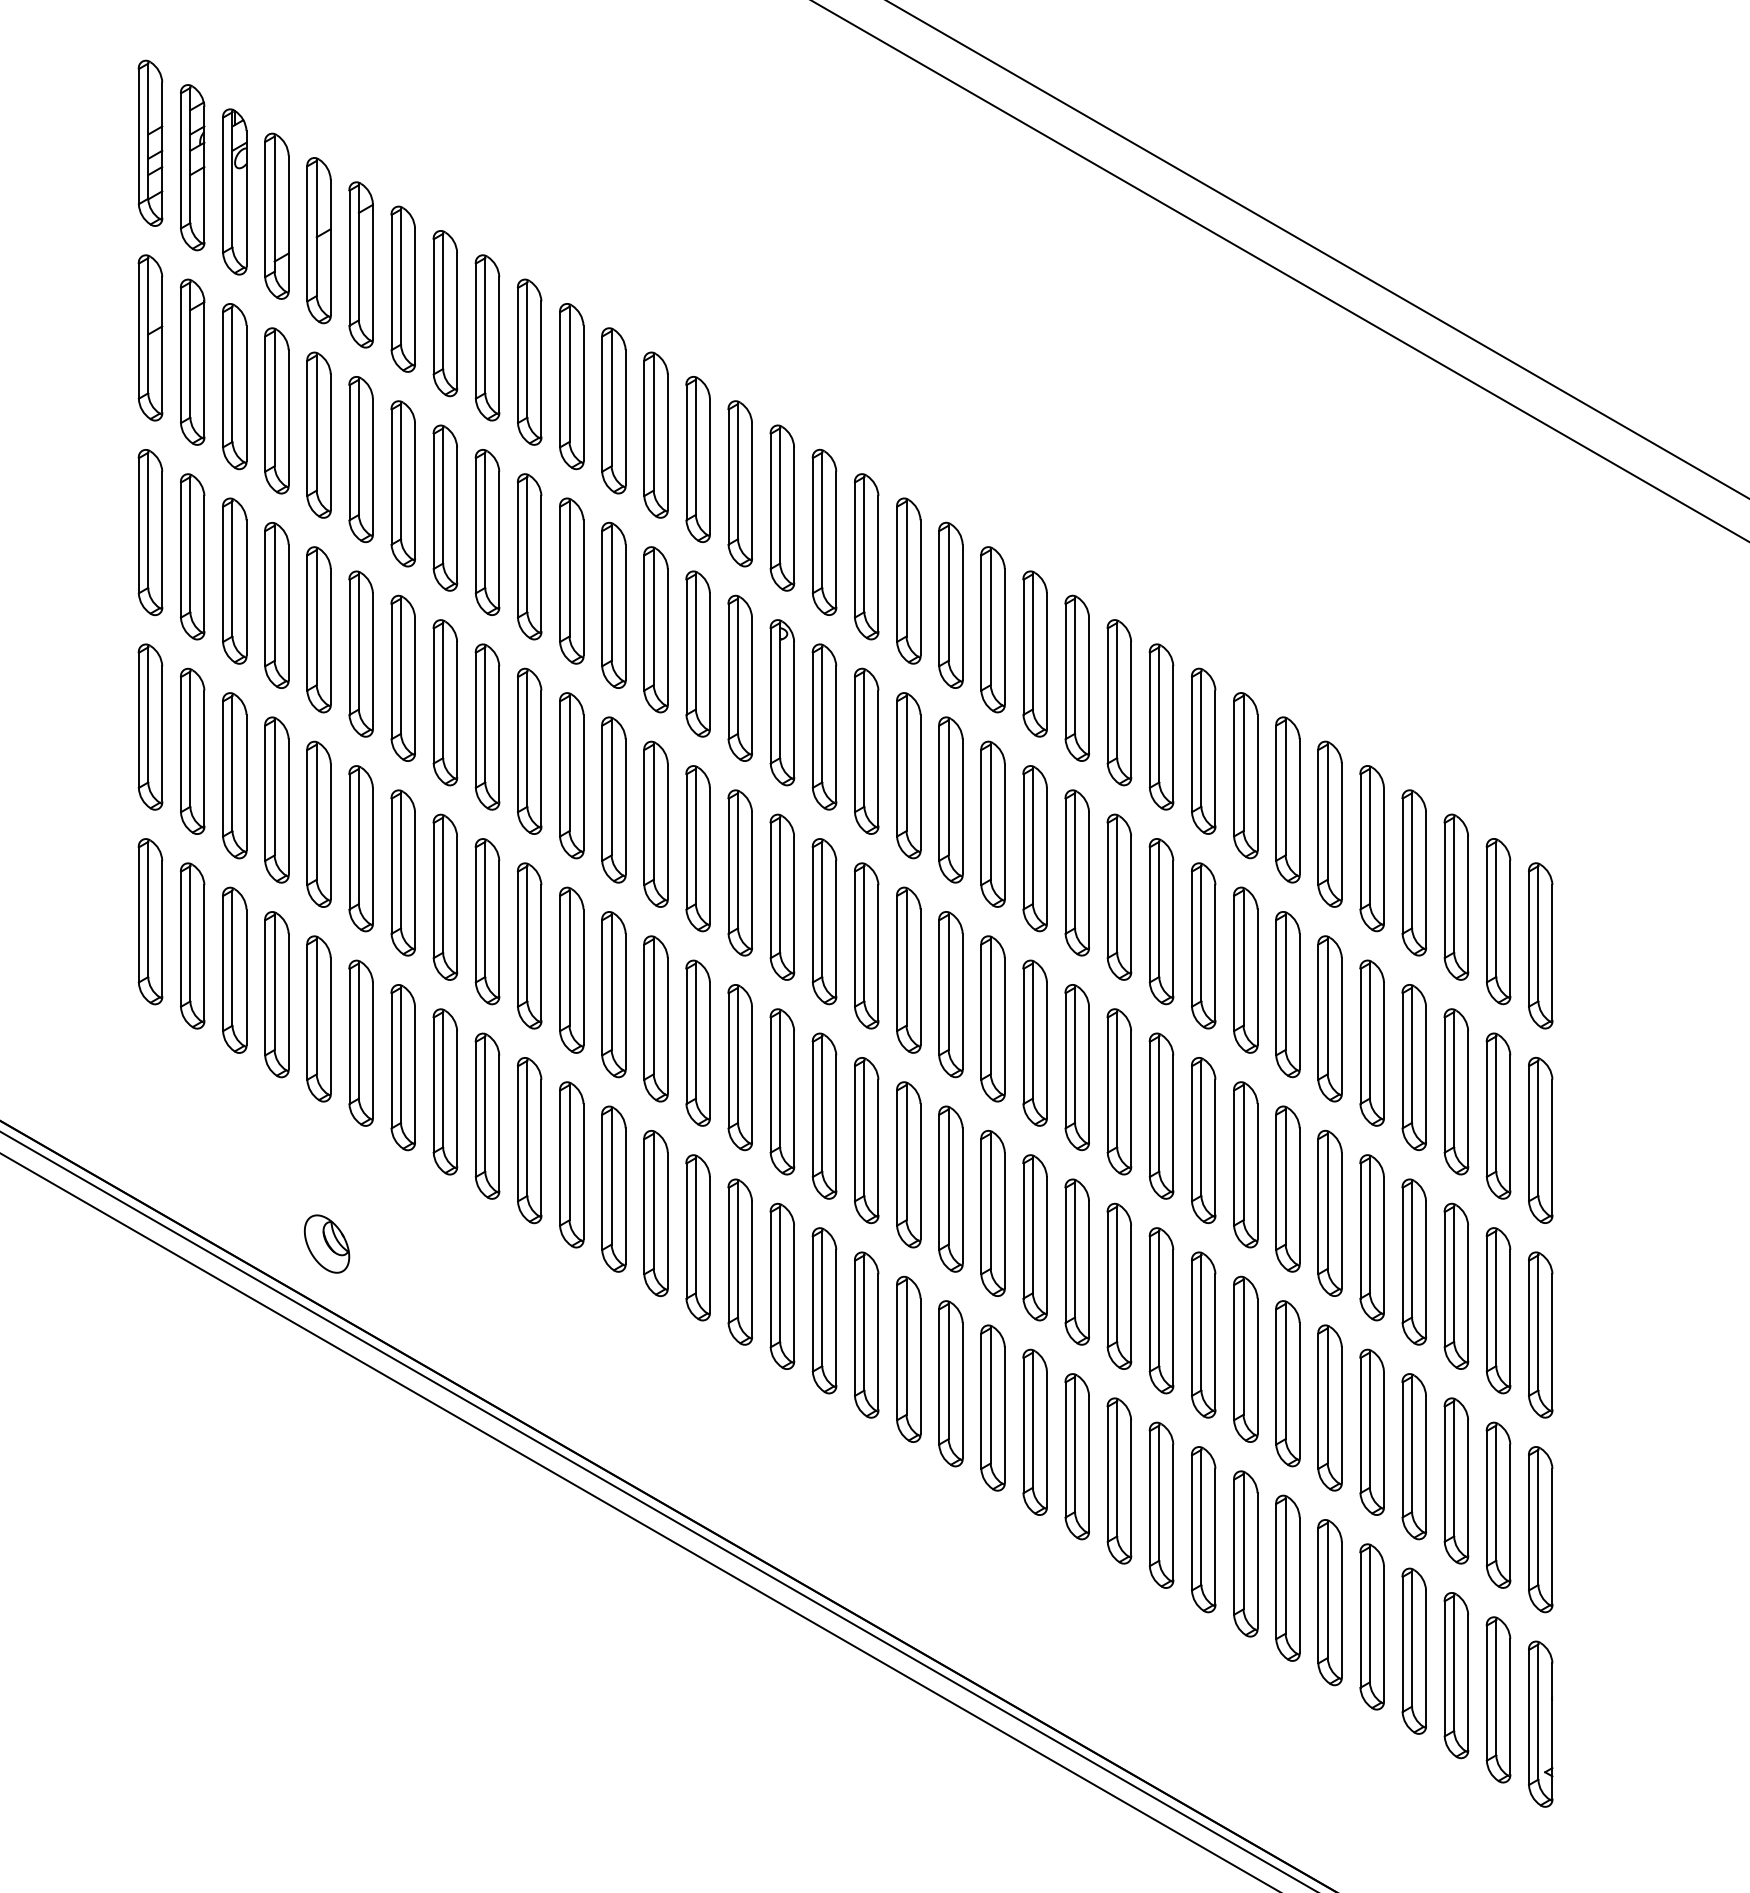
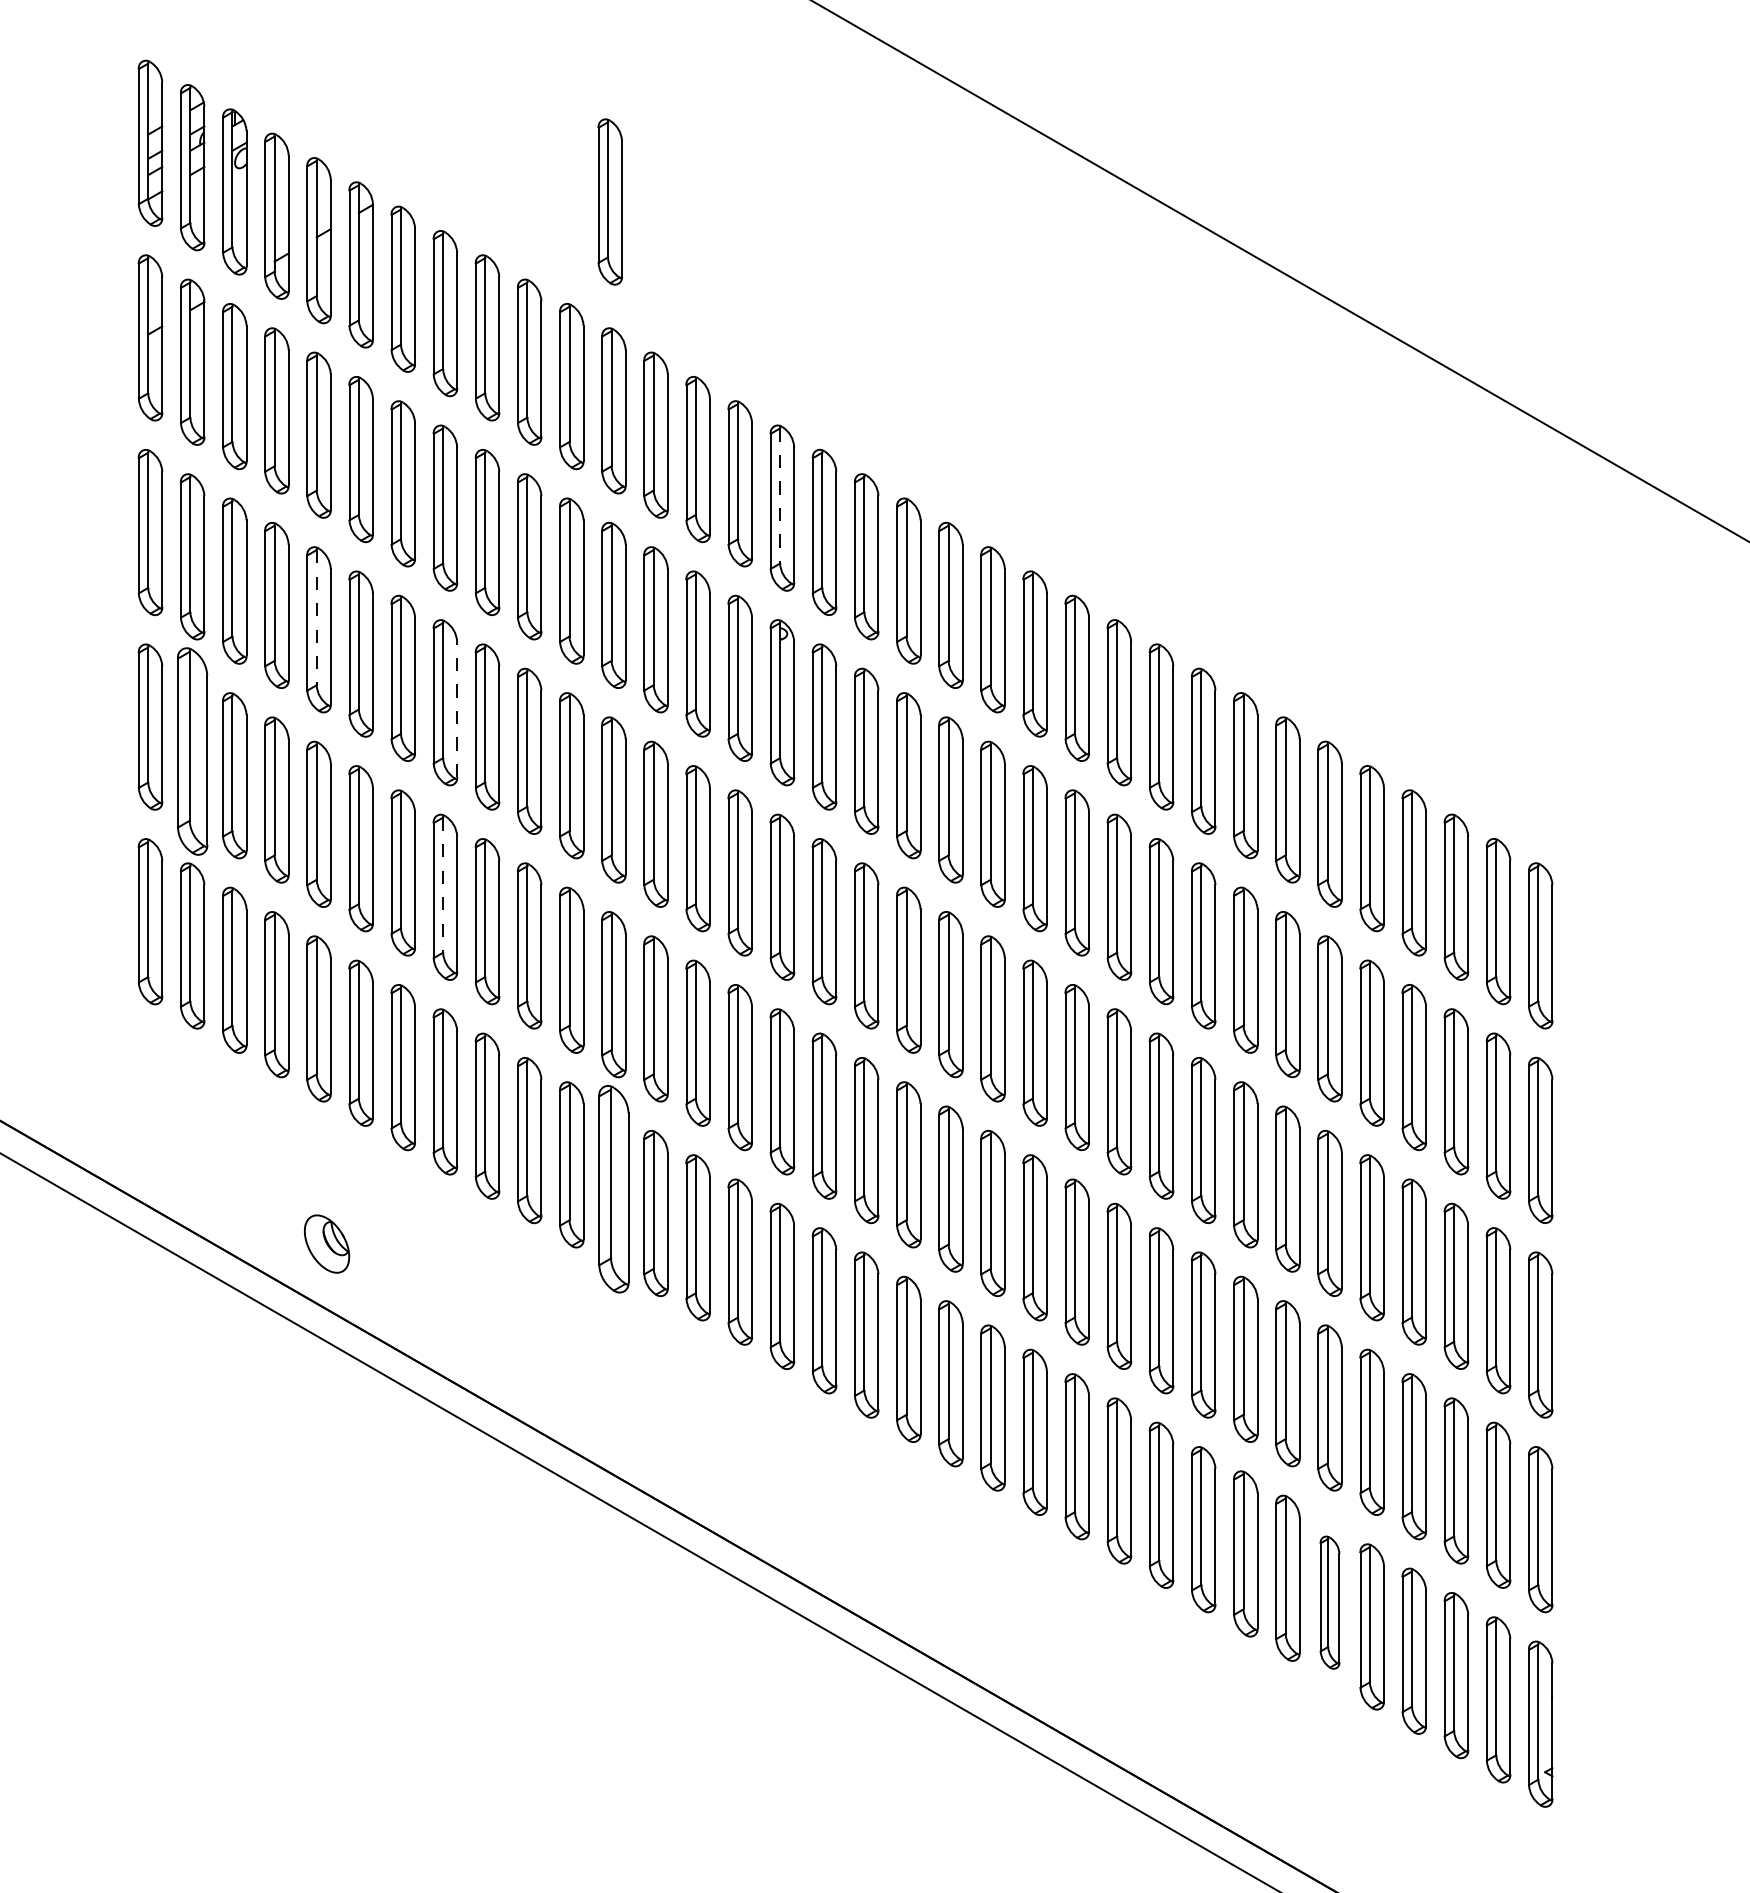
part: none -> present (609, 201)
line: present -> none (1317, 249)
line: solid -> dashed (780, 495)
line: solid -> dashed (316, 617)
line: solid -> dashed (457, 709)
part size: 26x168 px -> 32x209 px (192, 751)
line: solid -> dashed (443, 885)
part size: 26x168 px -> 32x209 px (613, 1189)
line: present -> none (657, 1510)
part size: 26x168 px -> 22x135 px (1329, 1602)
